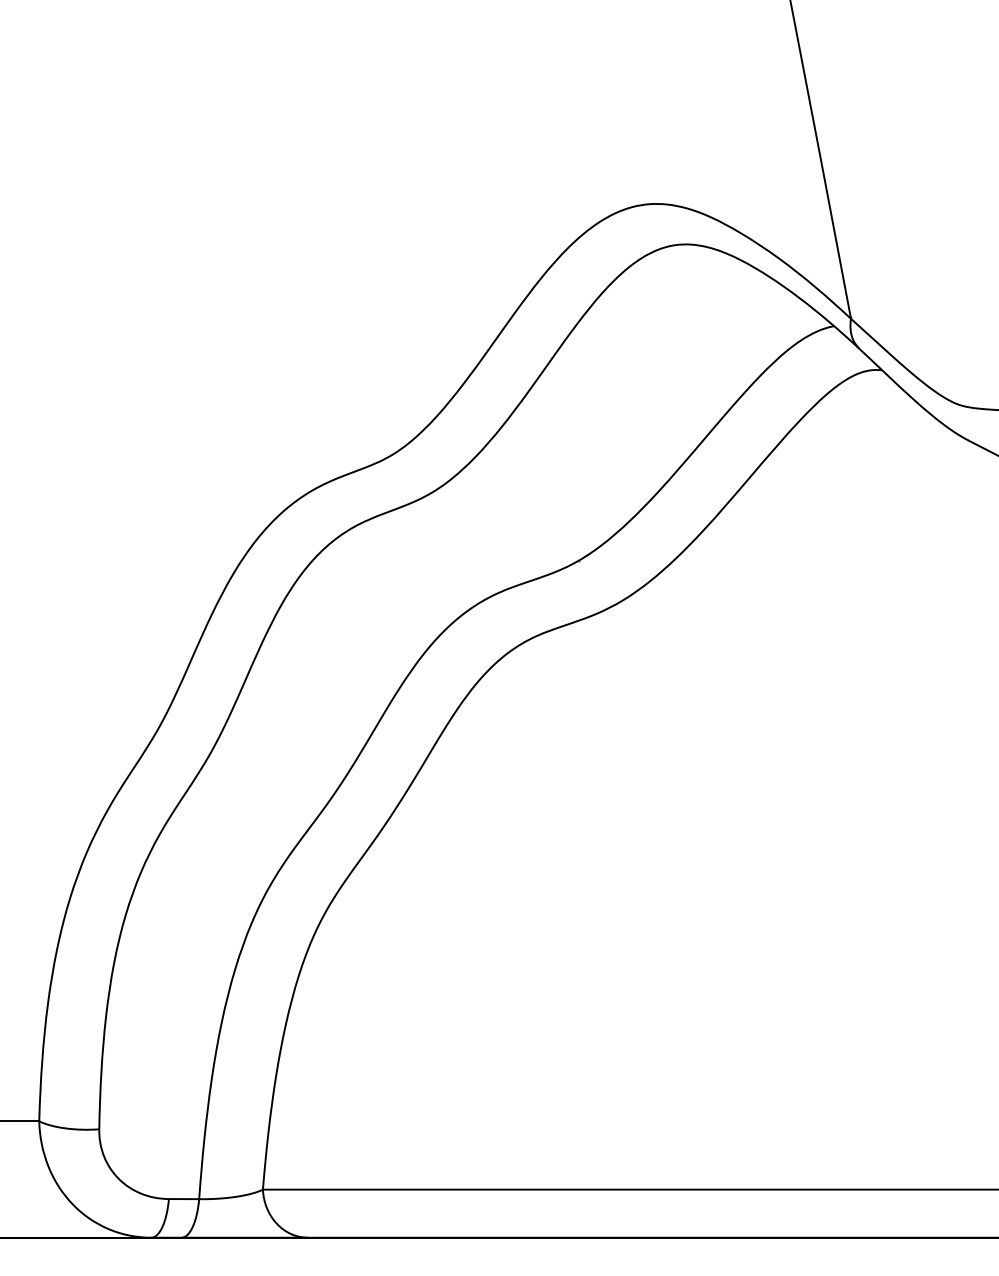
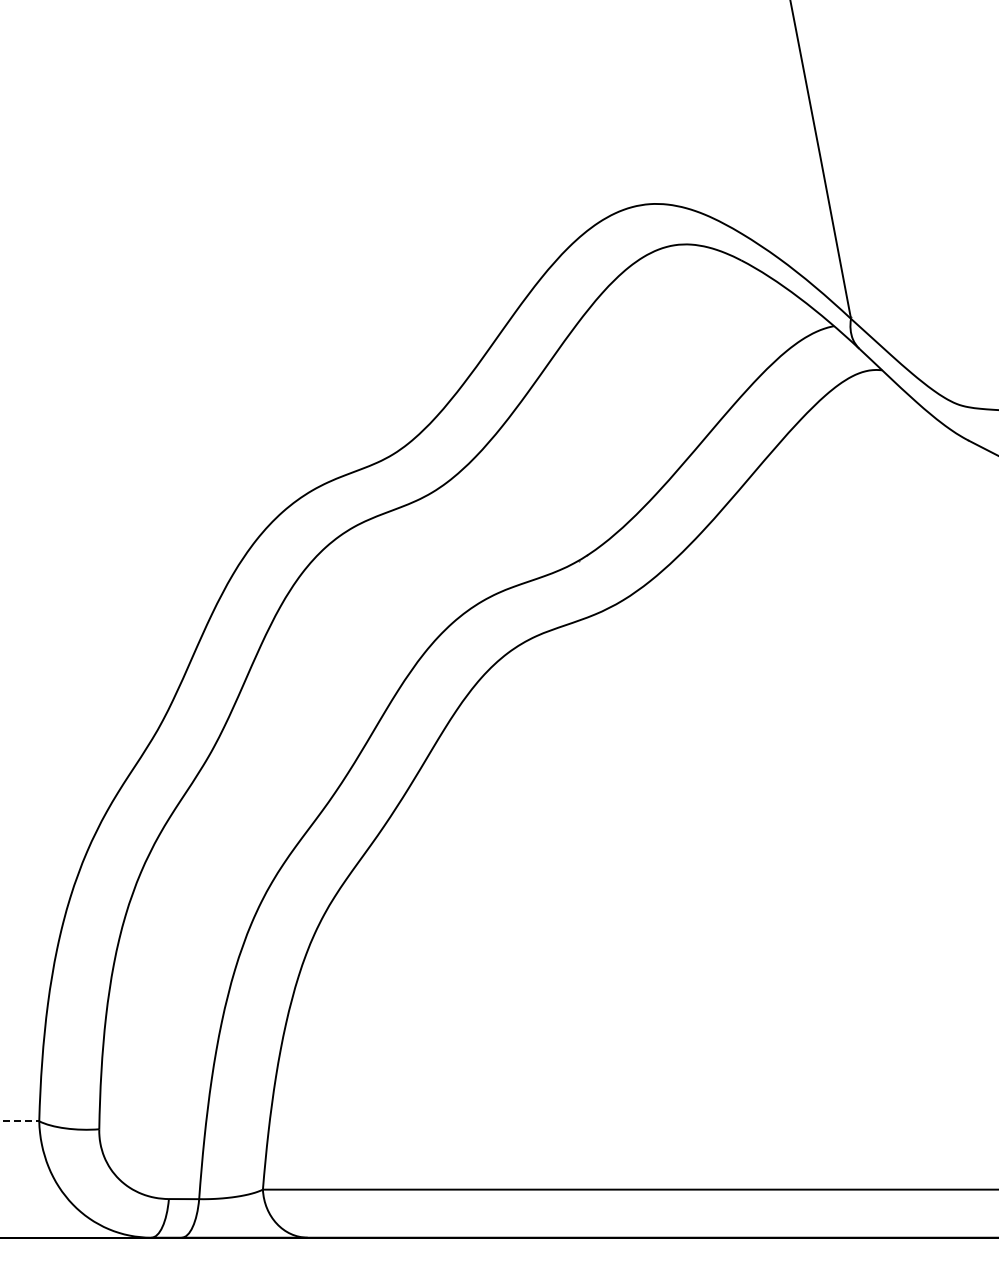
line: solid -> dashed (20, 1121)
